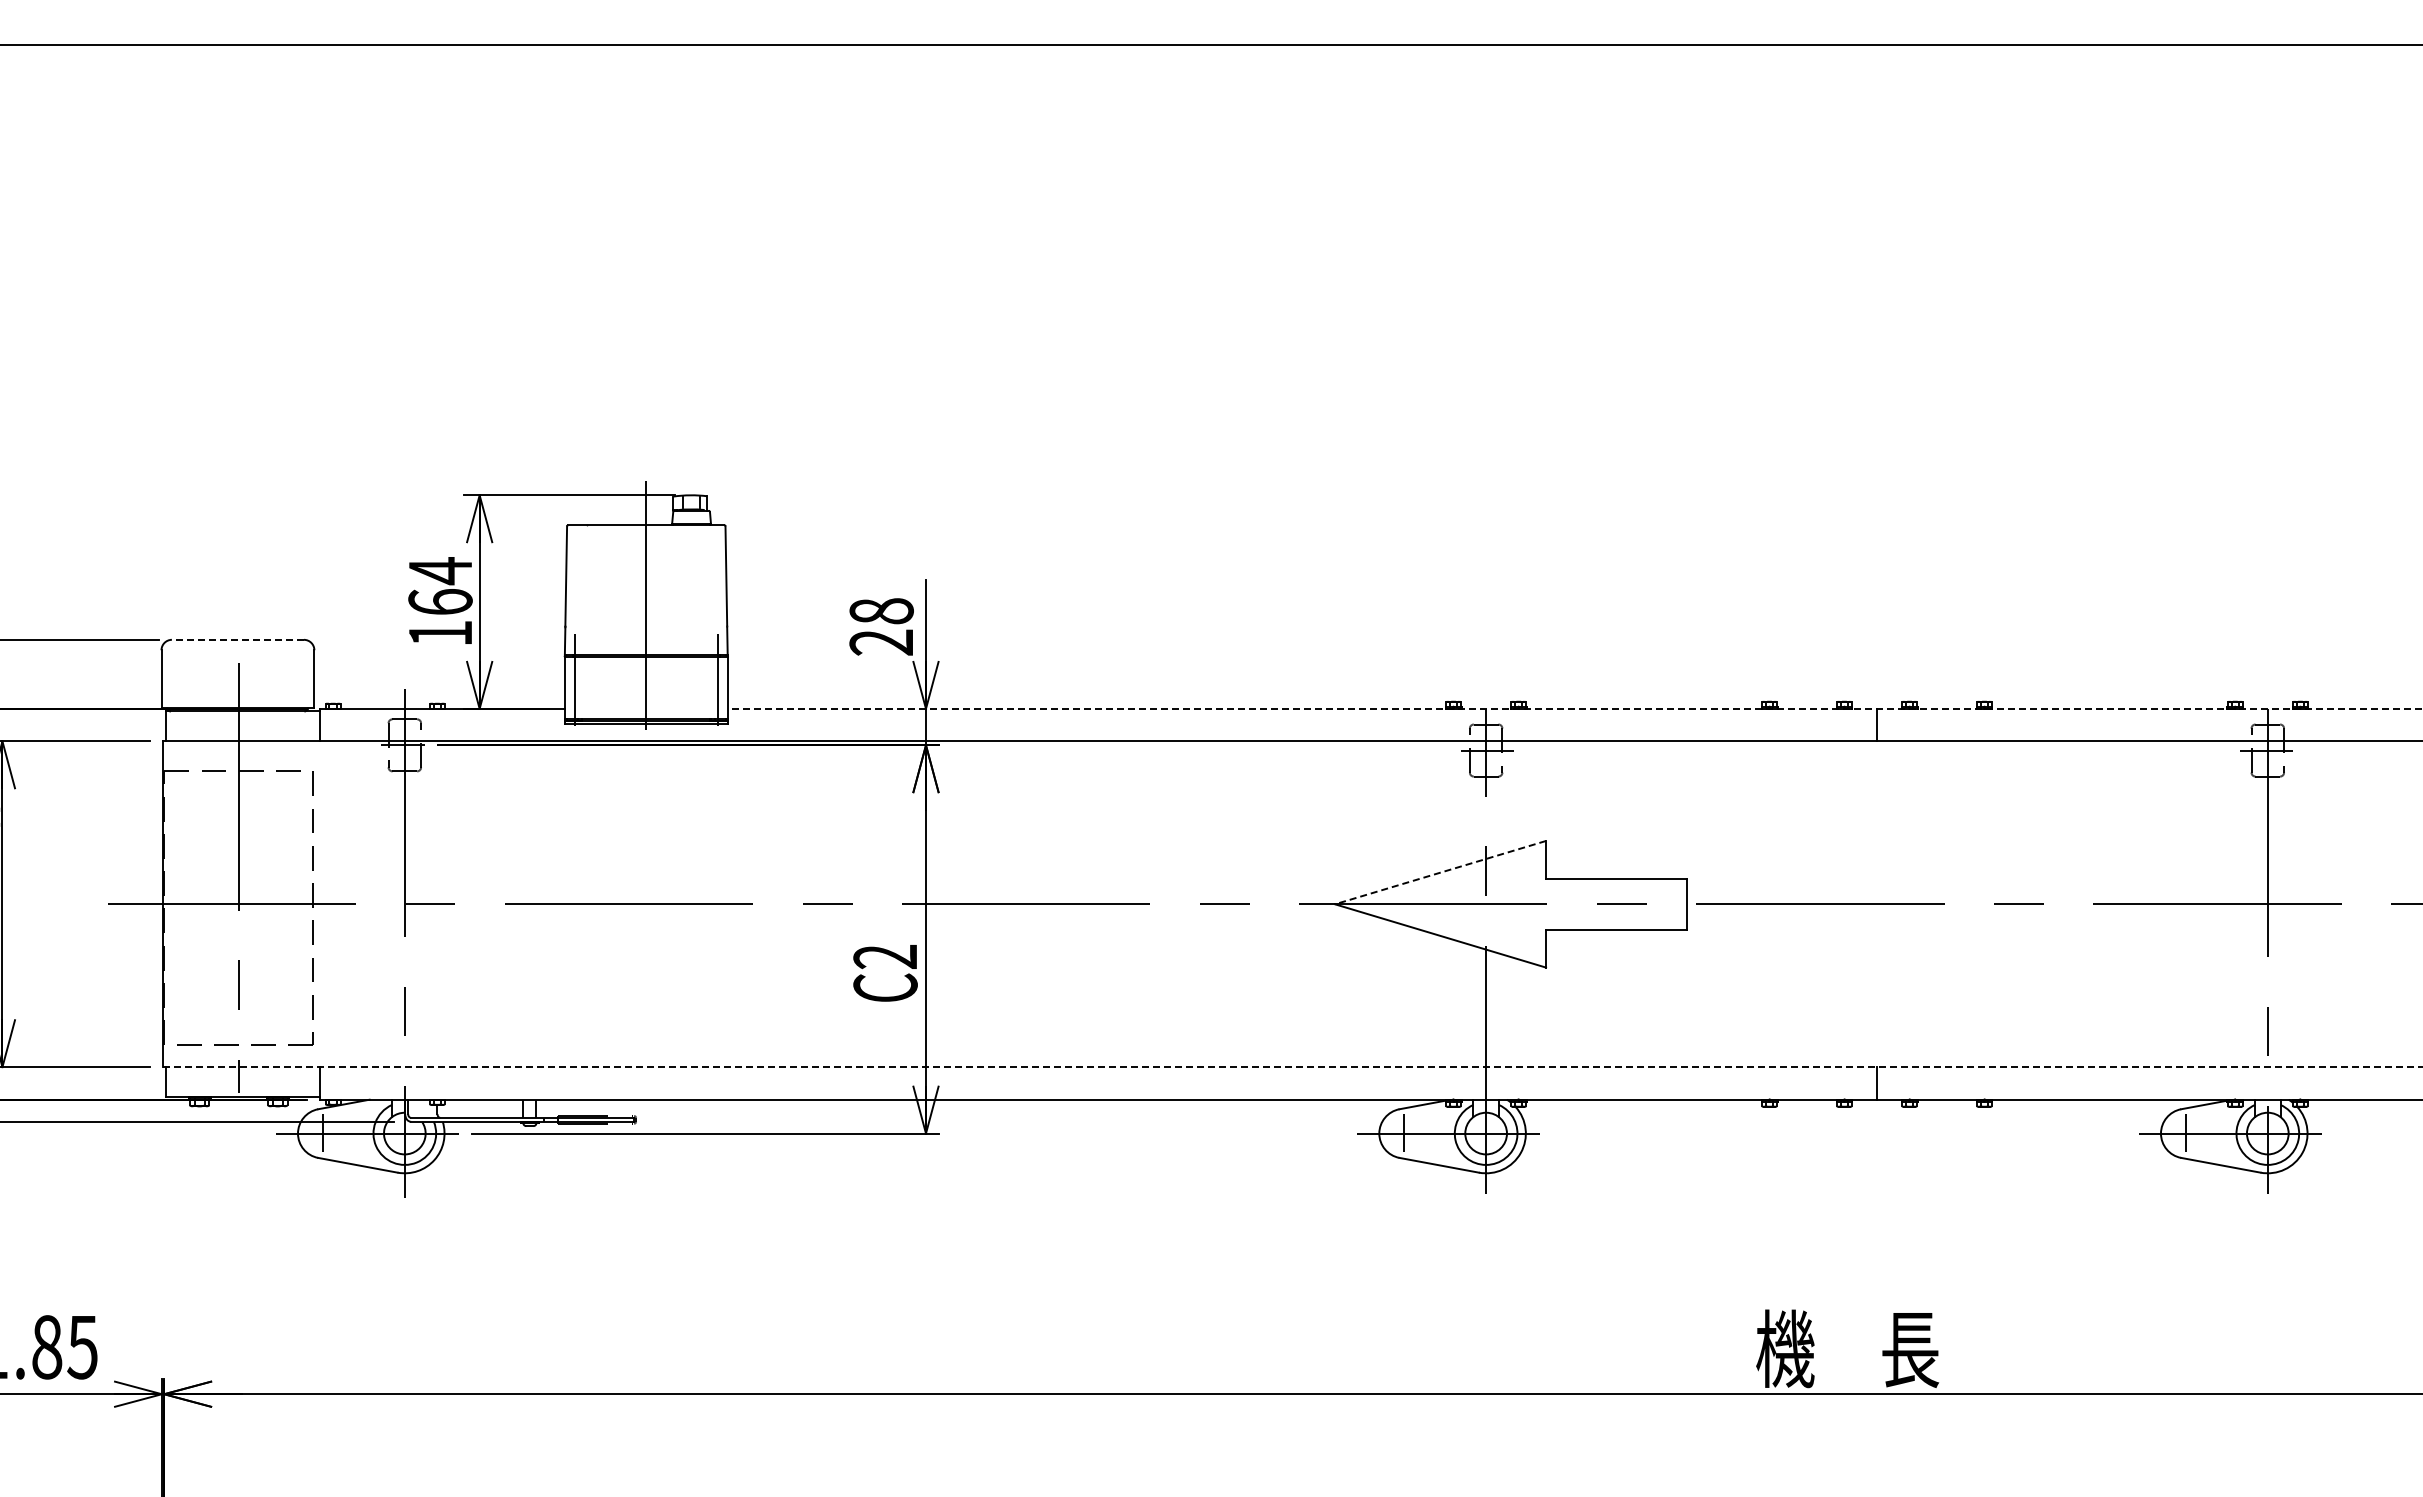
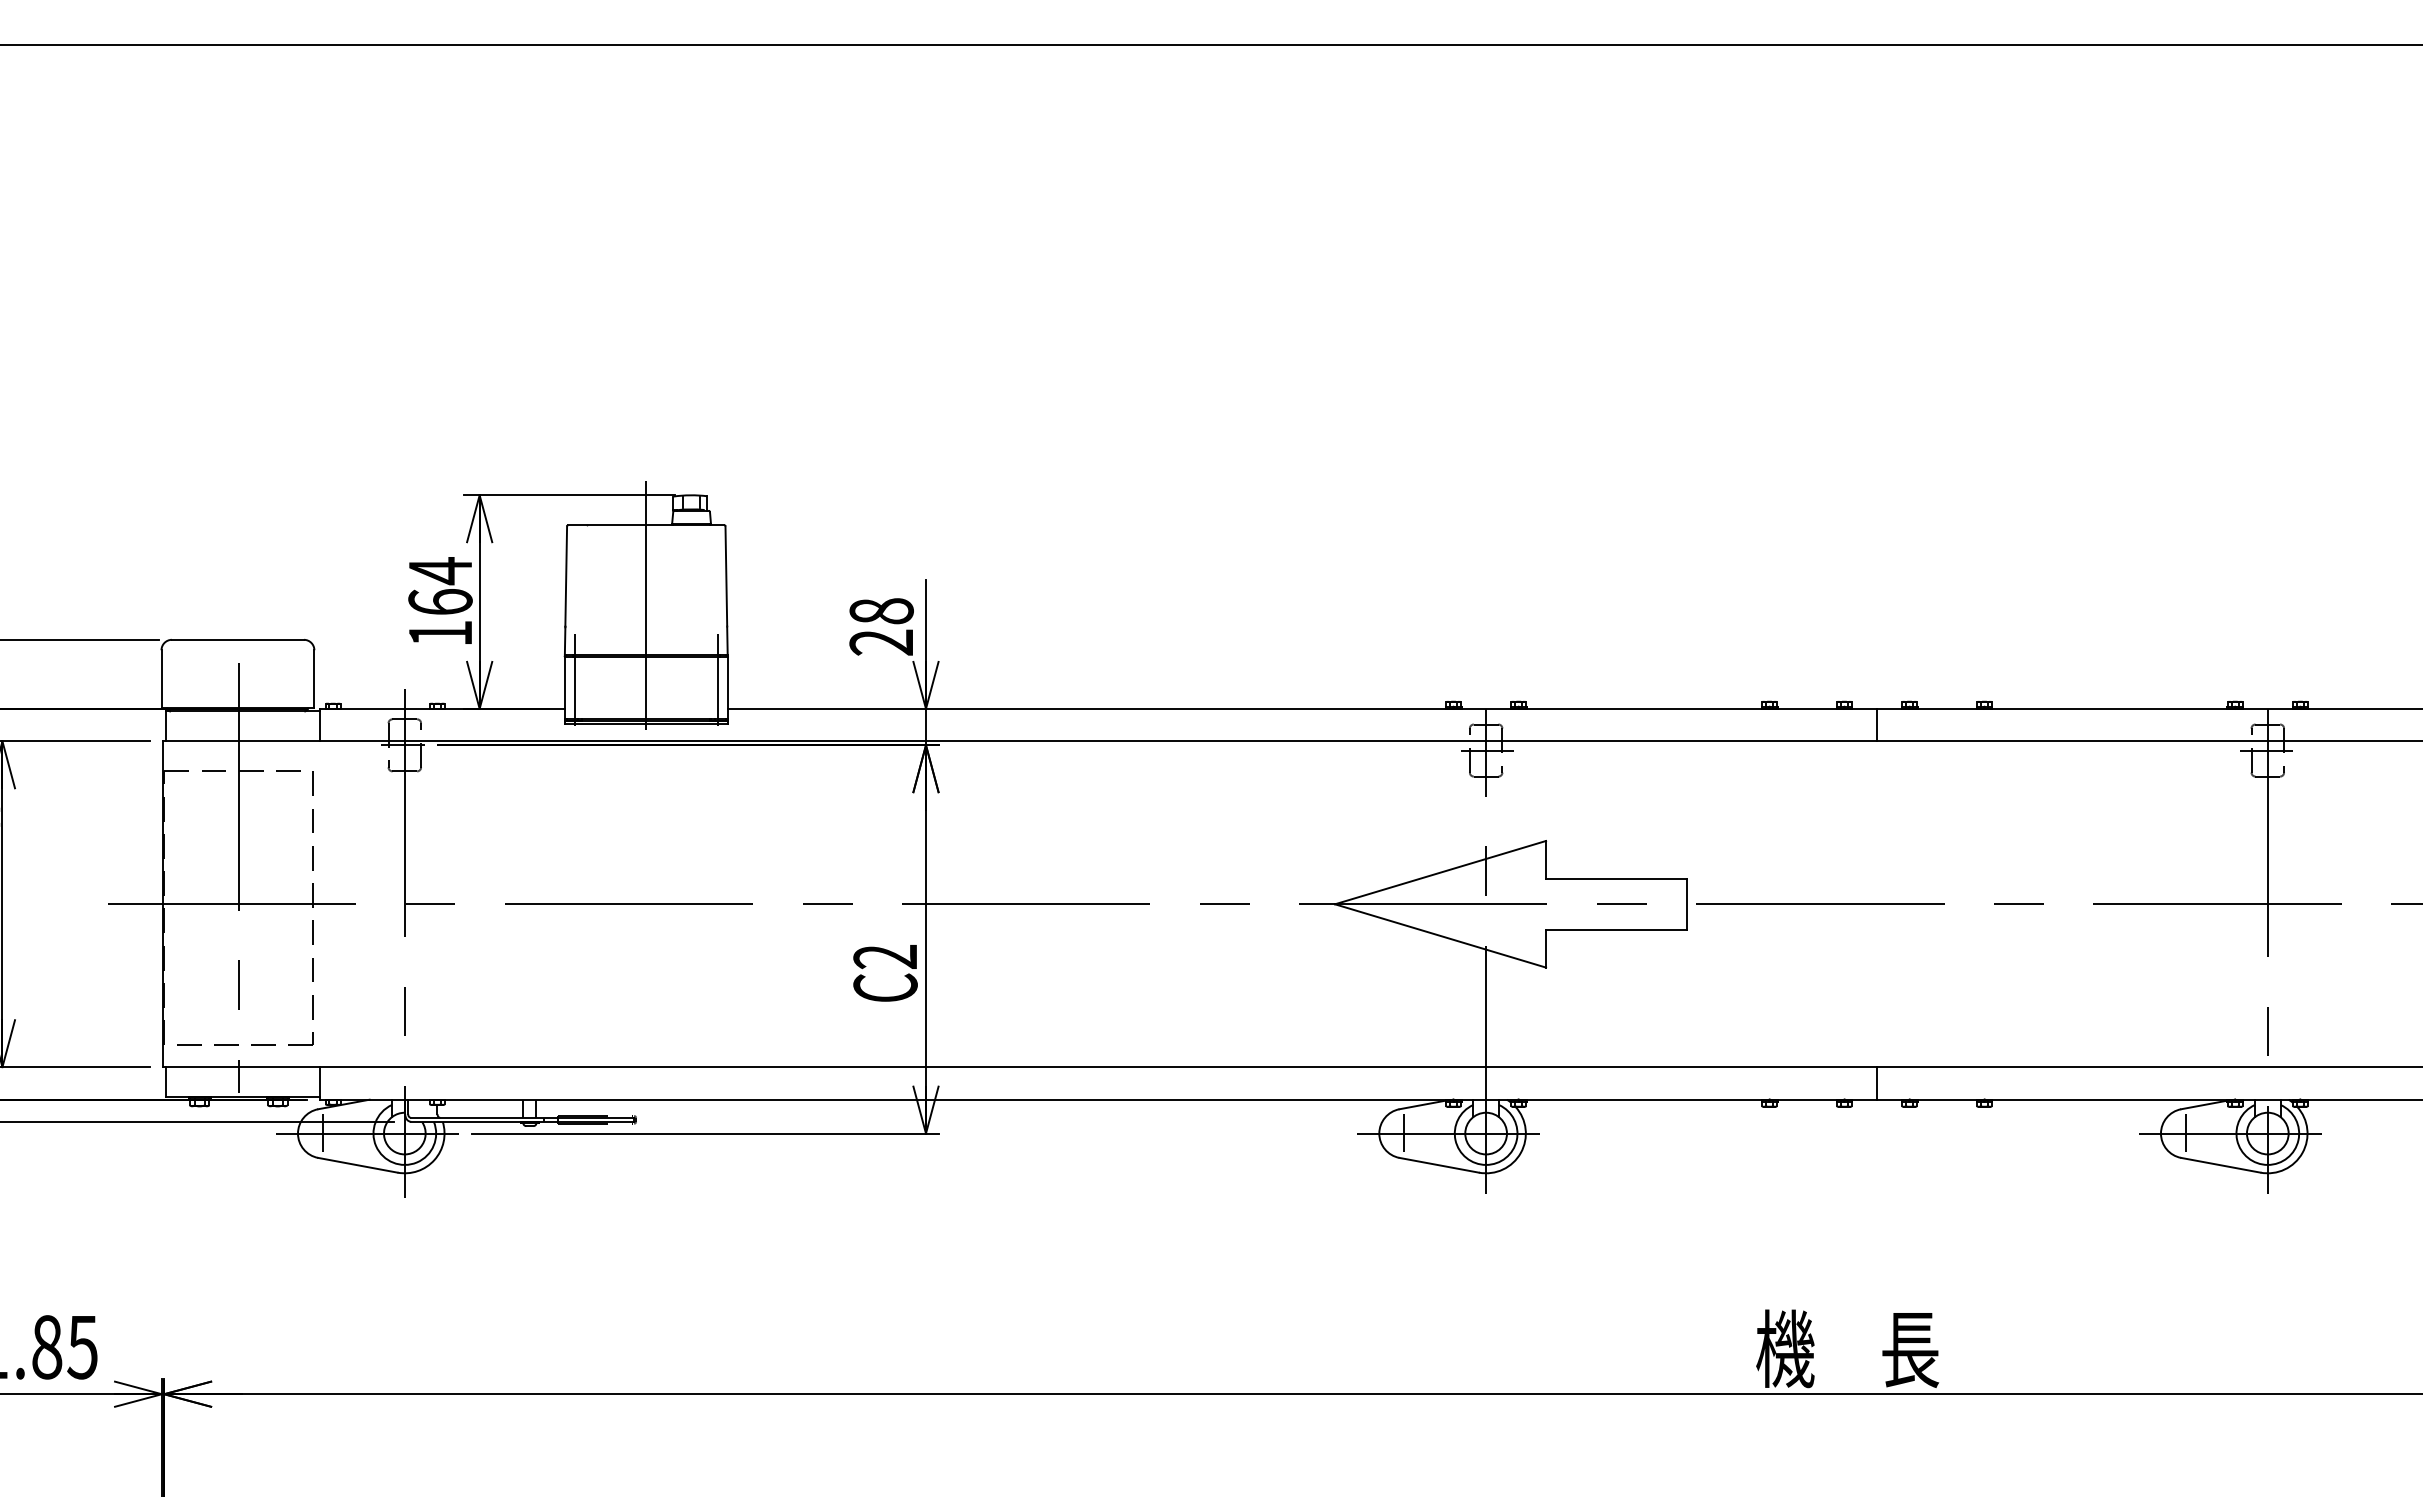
line: dashed -> solid (237, 639)
line: dashed -> solid (1574, 708)
line: dashed -> solid (1440, 872)
line: dashed -> solid (1292, 1067)
